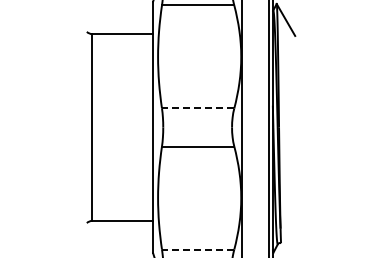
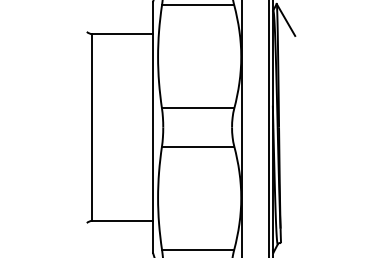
line: dashed -> solid (197, 108)
line: dashed -> solid (197, 249)
